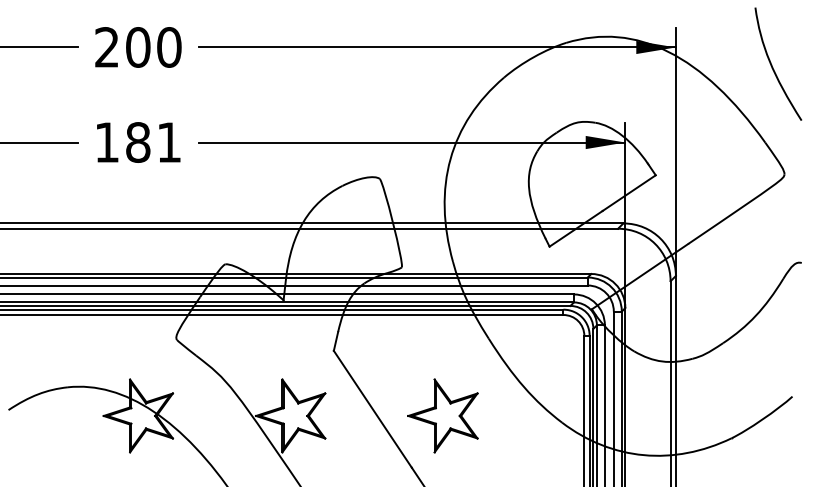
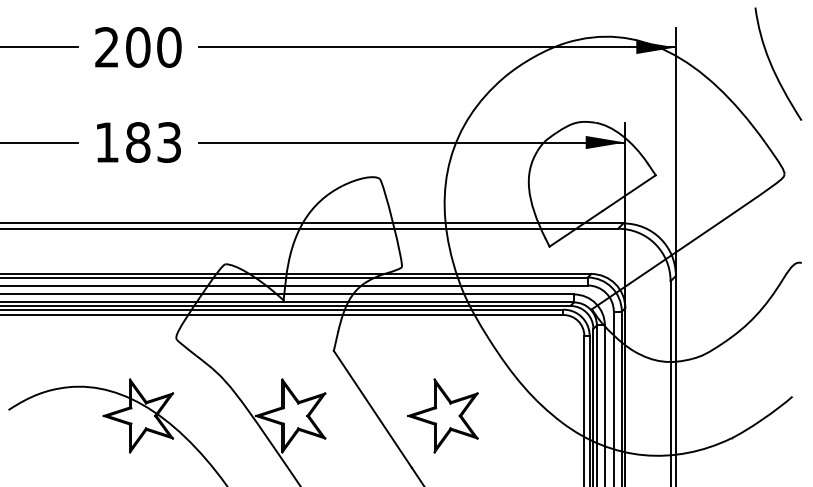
text: 181 -> 183 (168, 142)
